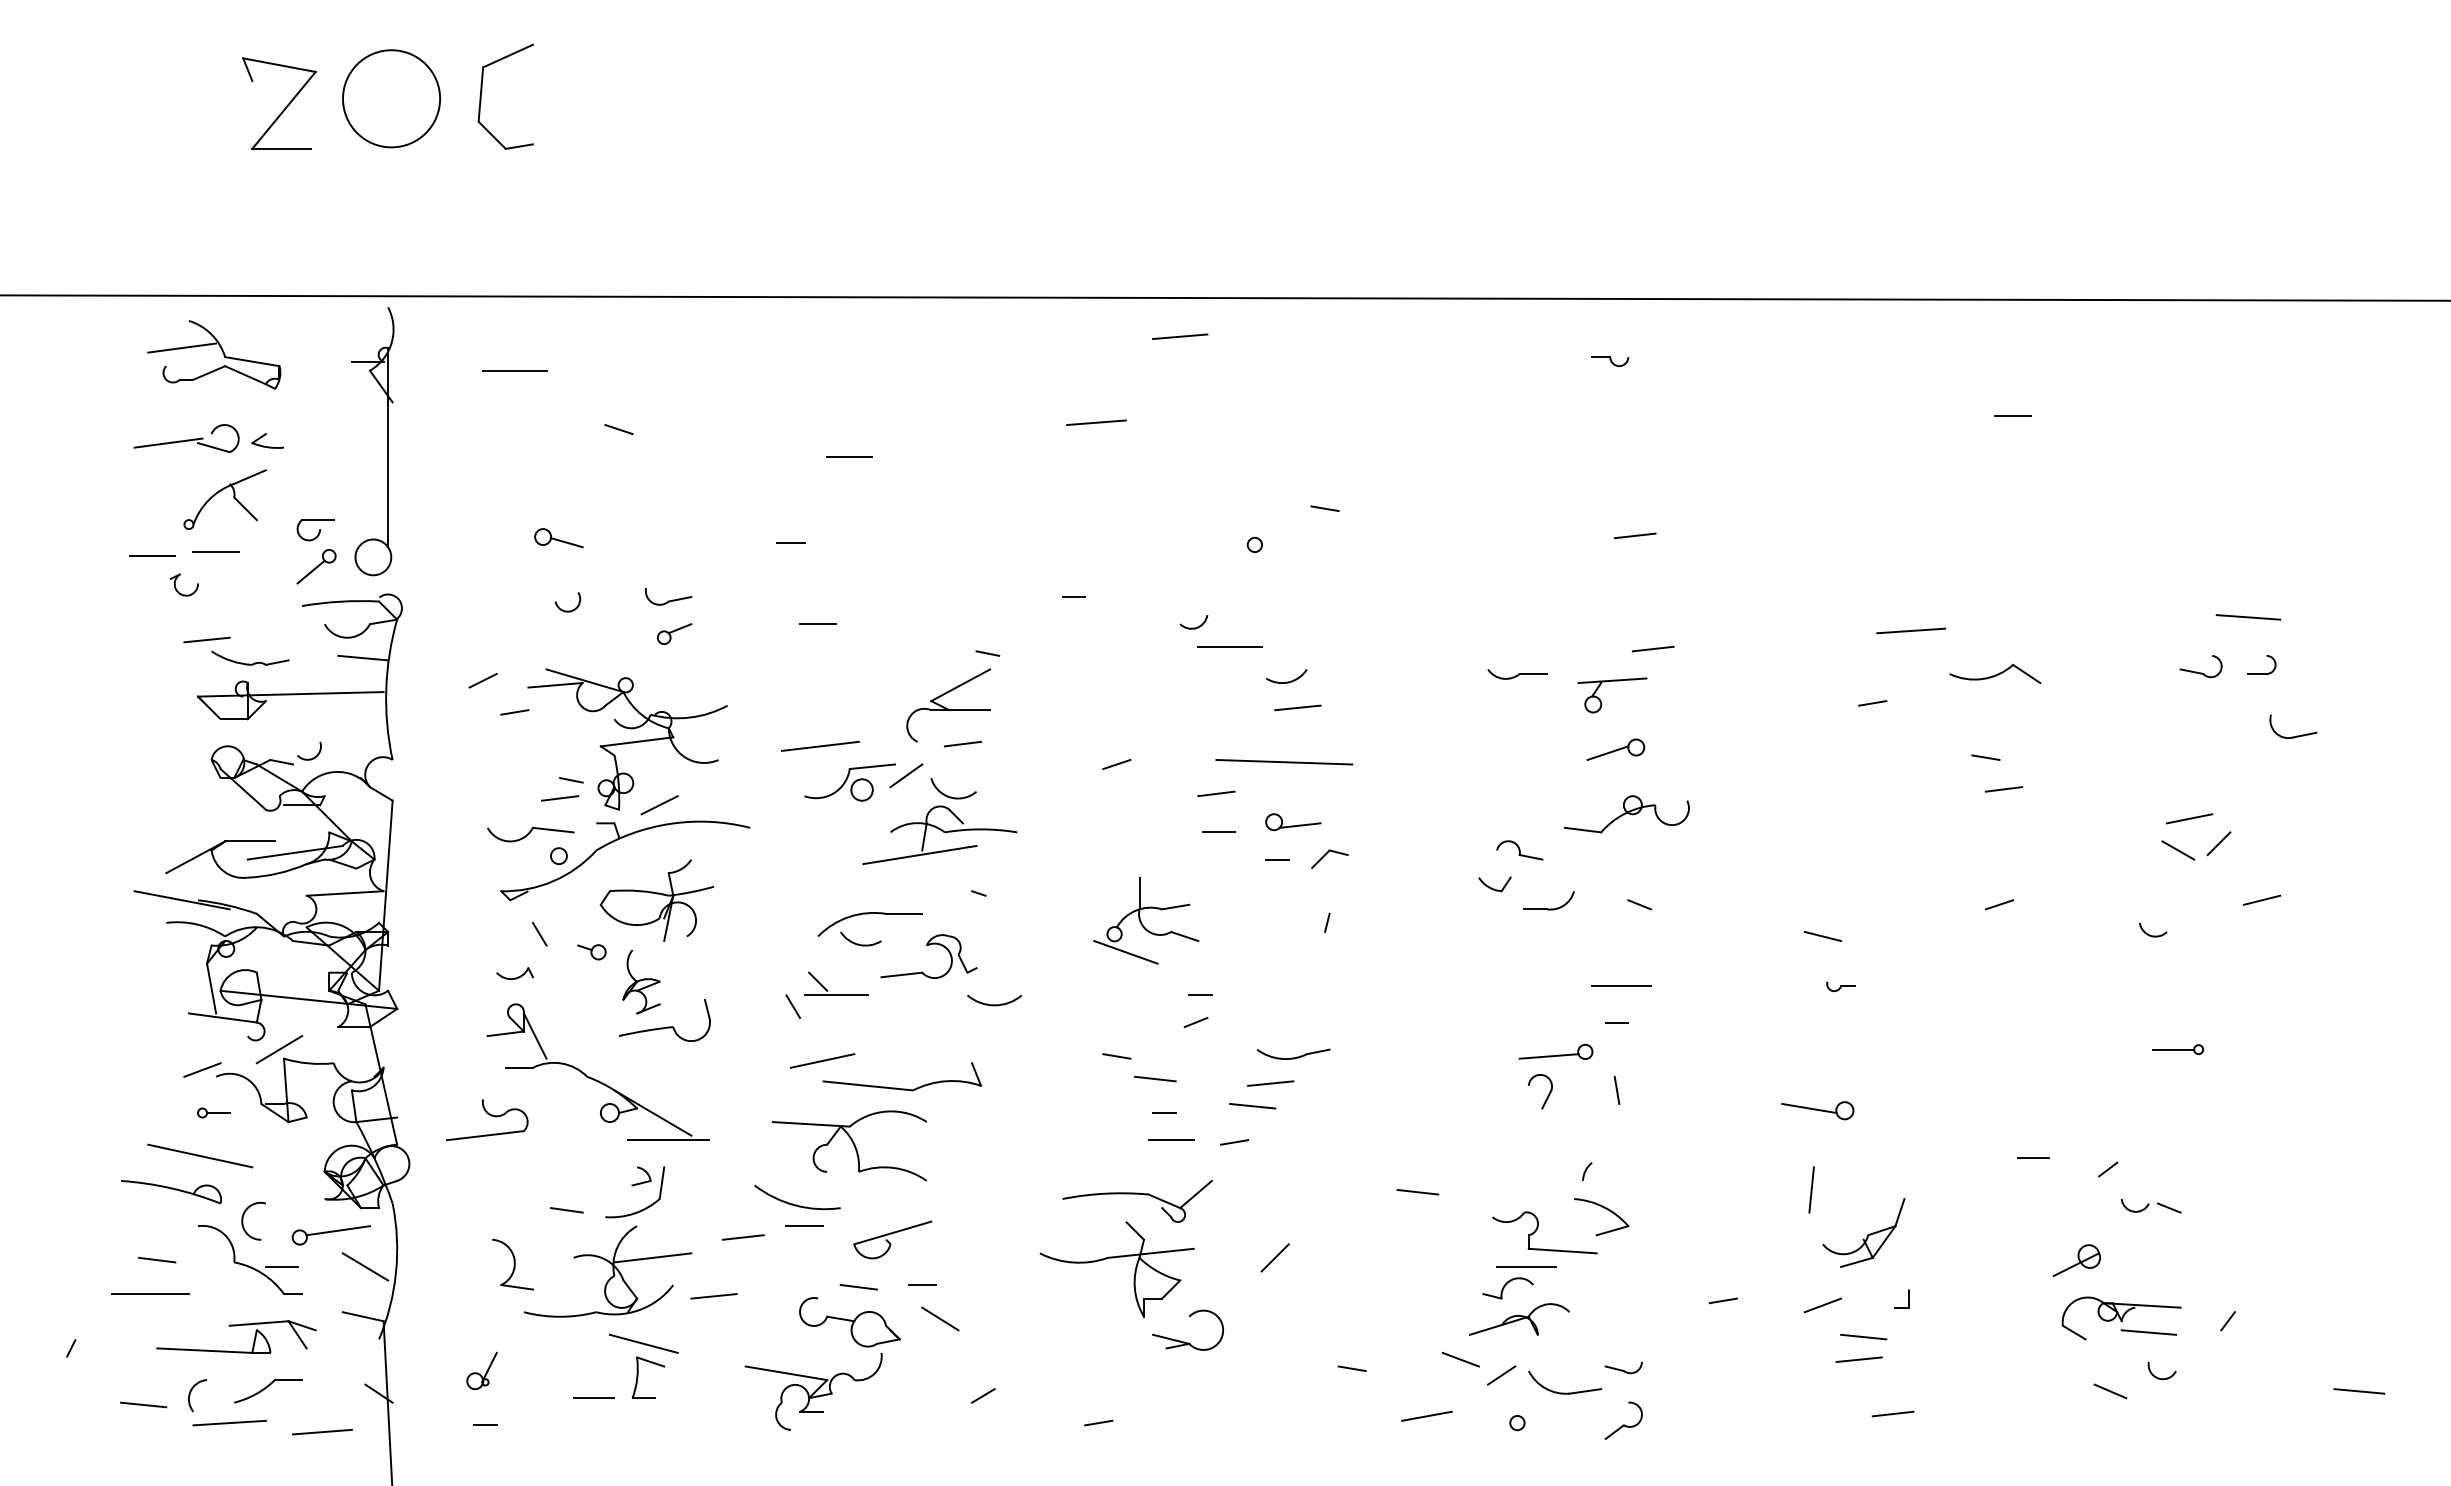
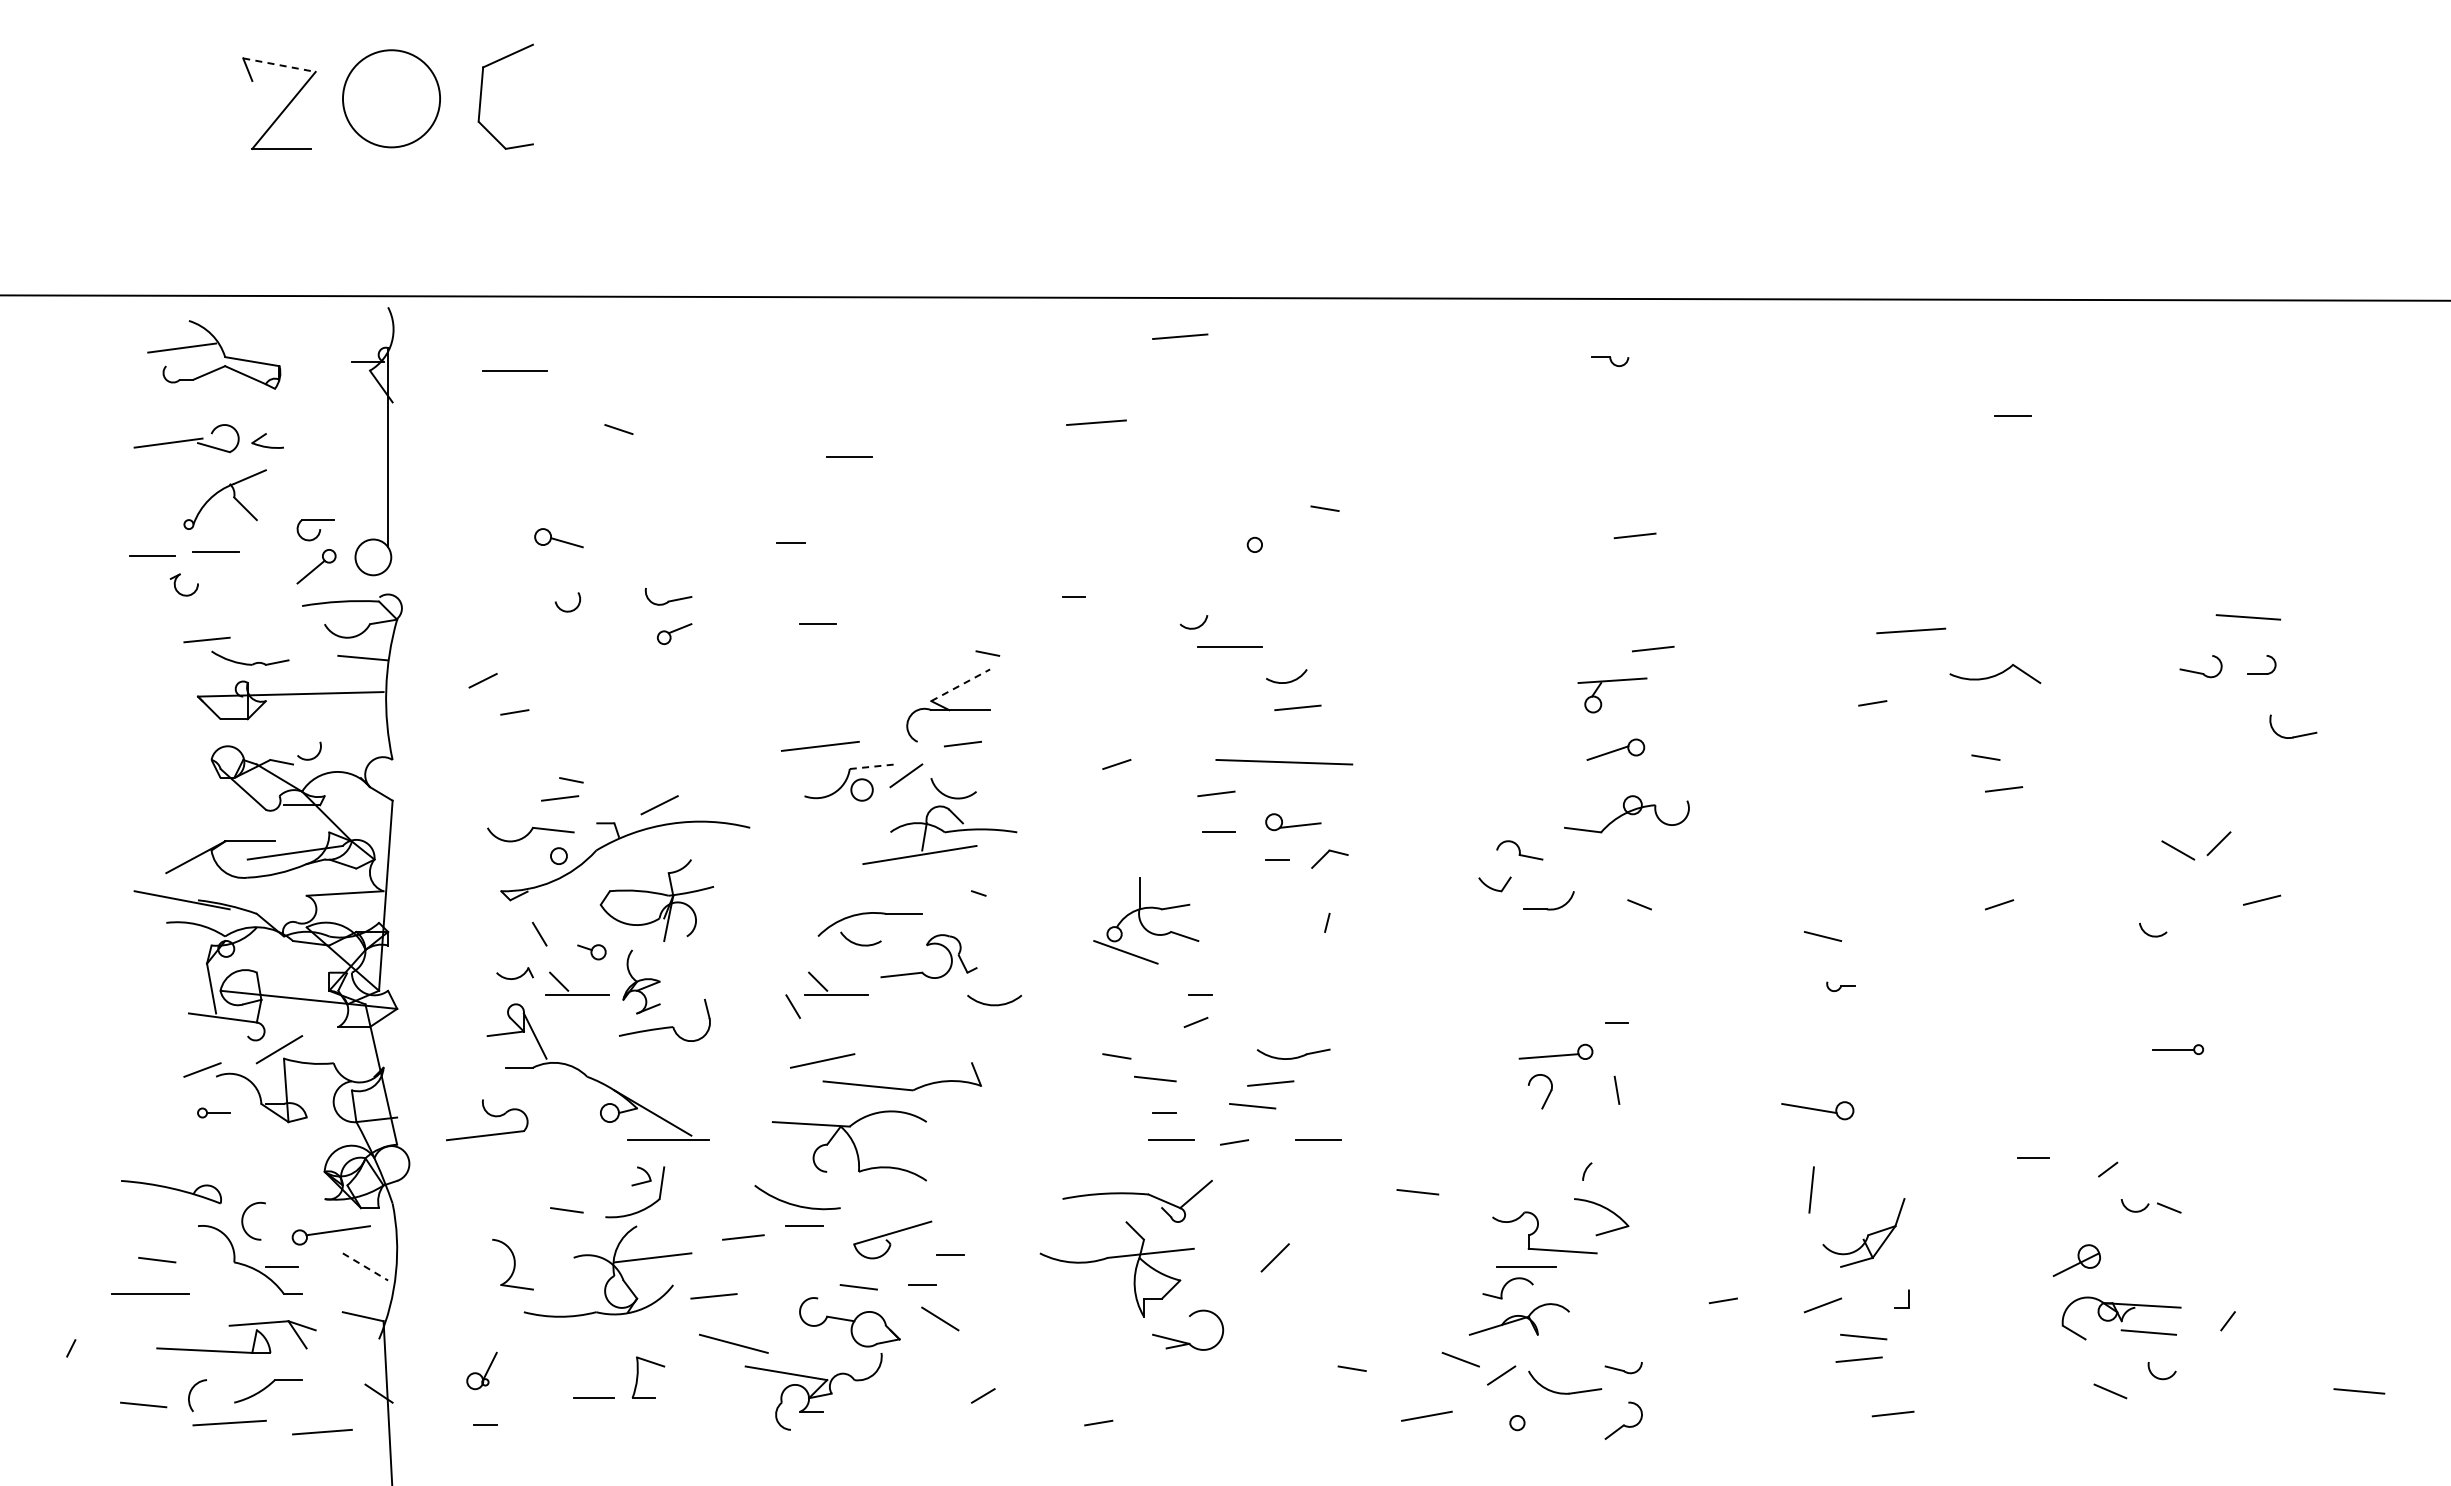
line: solid -> dashed (279, 65)
part: present -> none (1517, 674)
line: solid -> dashed (961, 685)
part: present -> none (627, 739)
line: solid -> dashed (872, 766)
line: present -> none (2189, 818)
line: present -> none (1621, 986)
part: none -> present (569, 990)
line: none -> present (1318, 1139)
line: present -> none (200, 1155)
line: none -> present (950, 1254)
line: solid -> dashed (365, 1267)
line position: (643, 1343) -> (733, 1343) (733, 1343)
